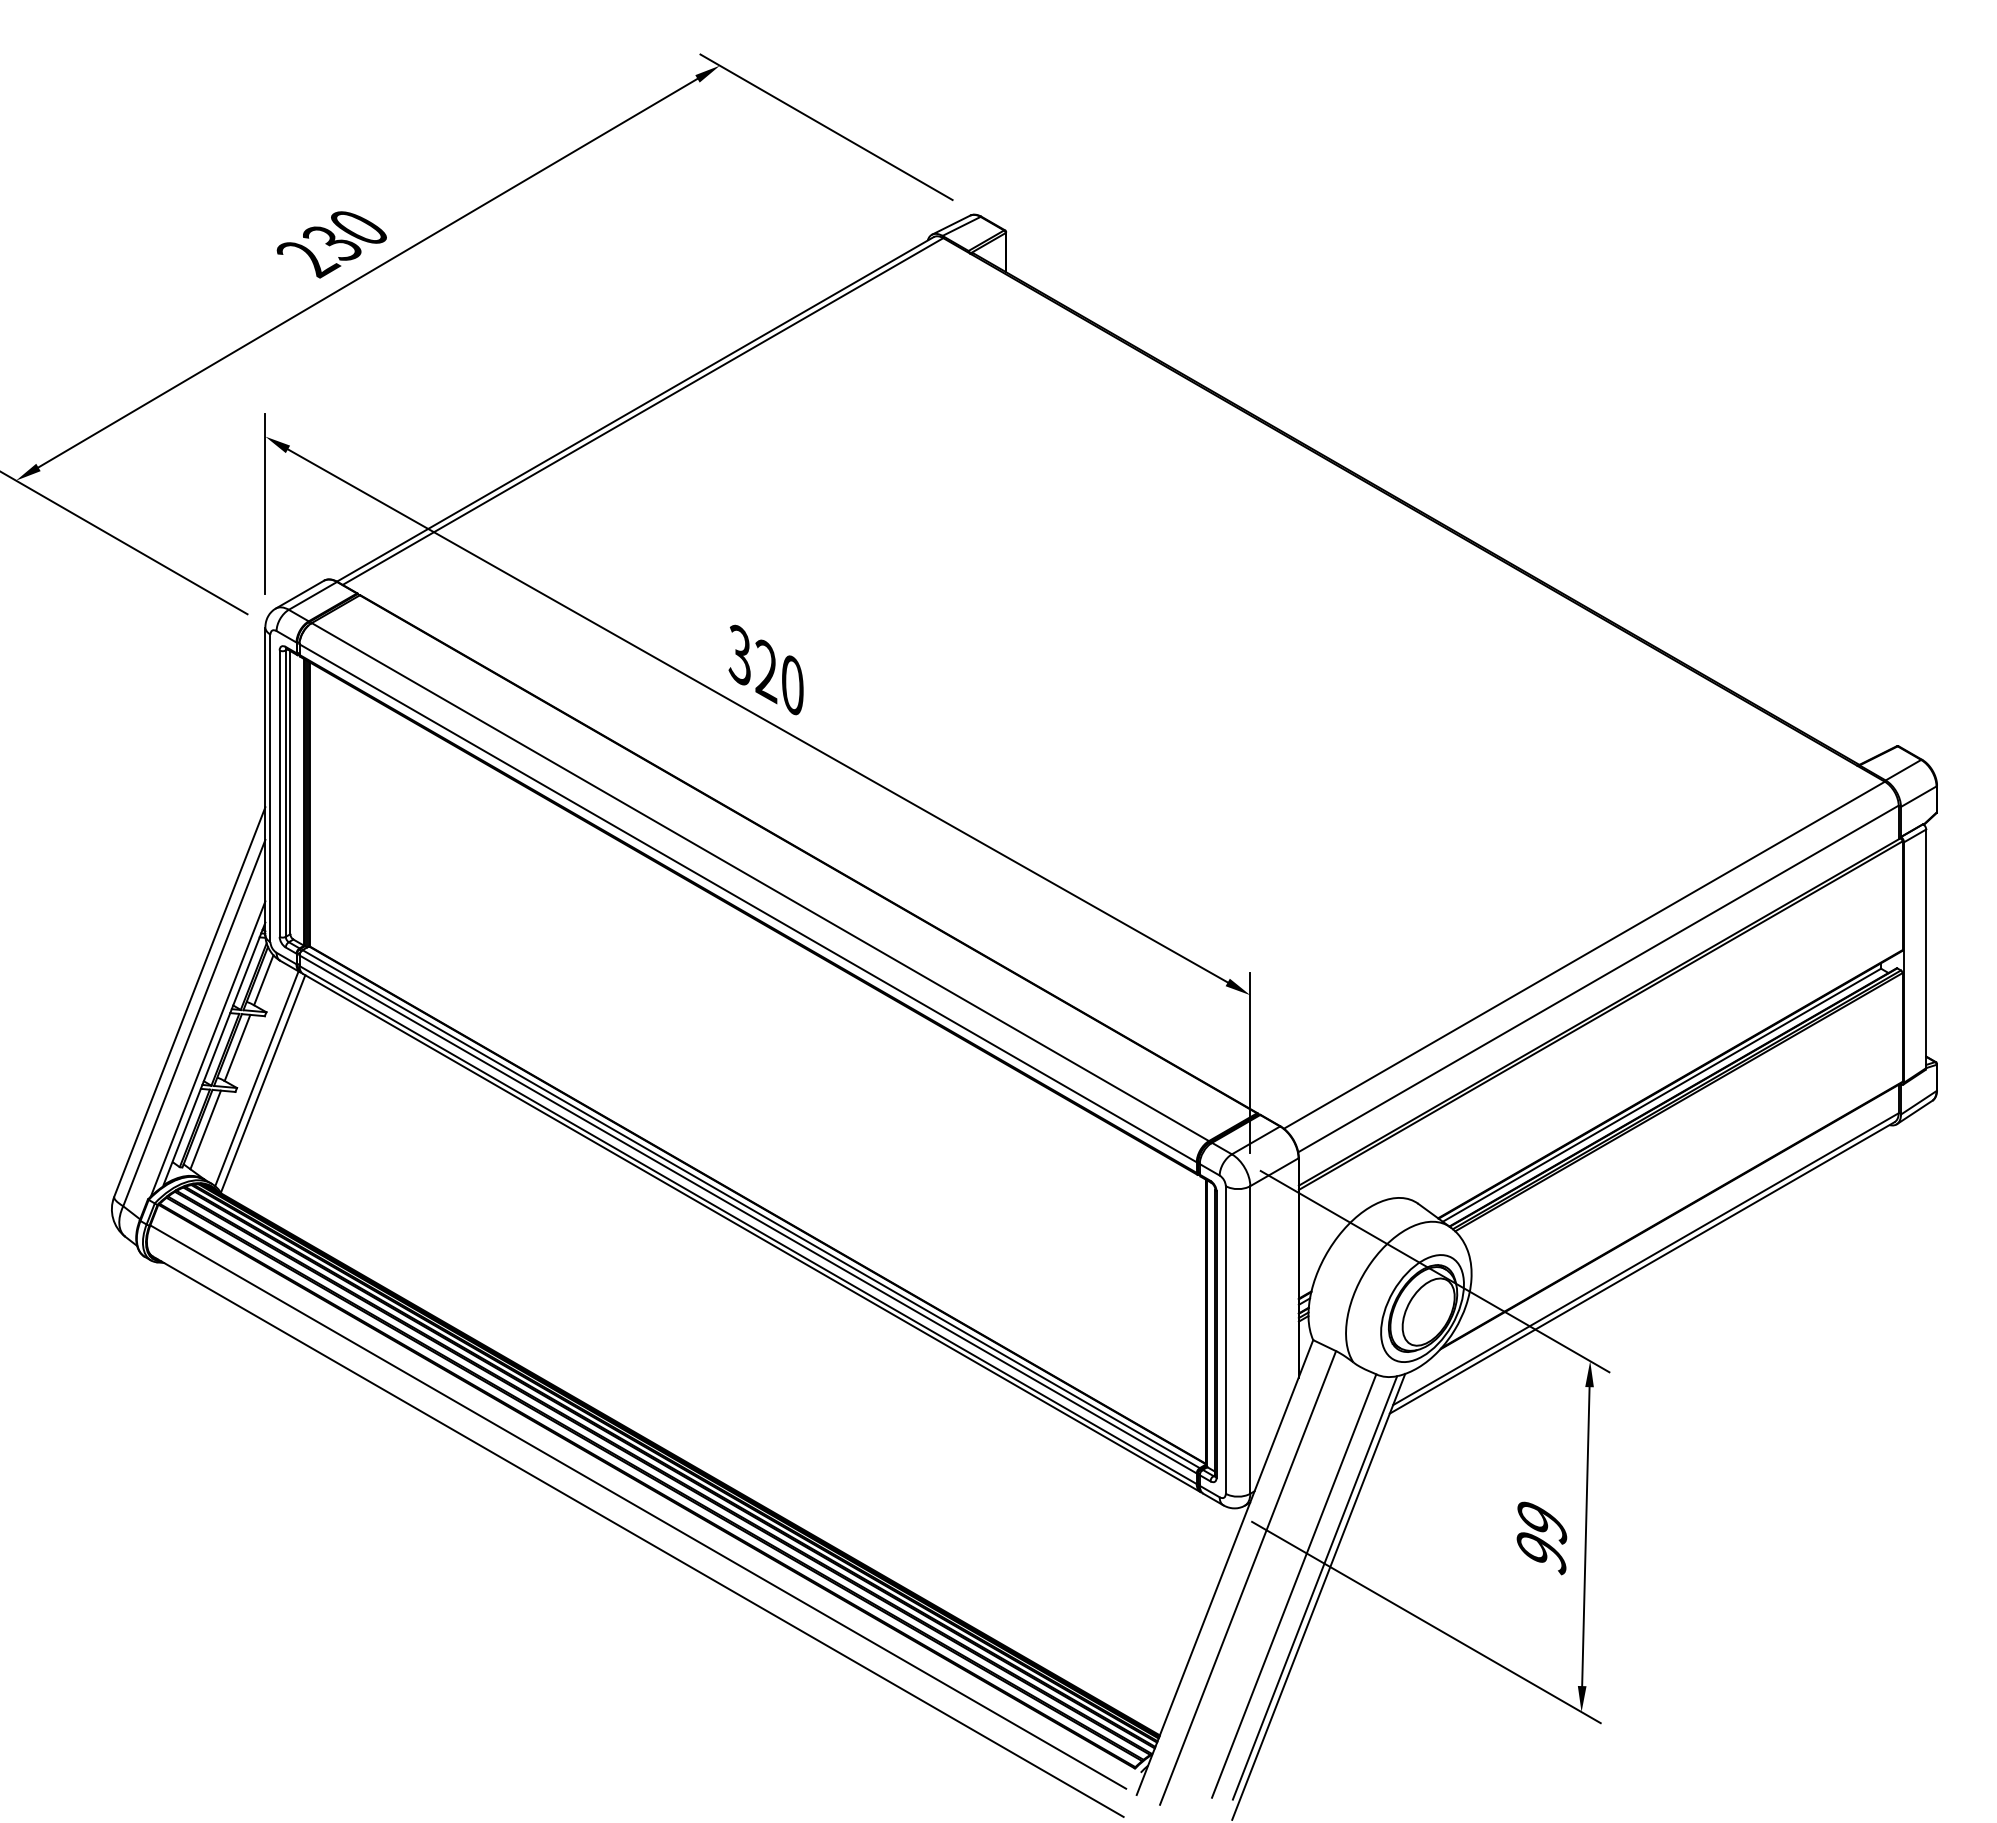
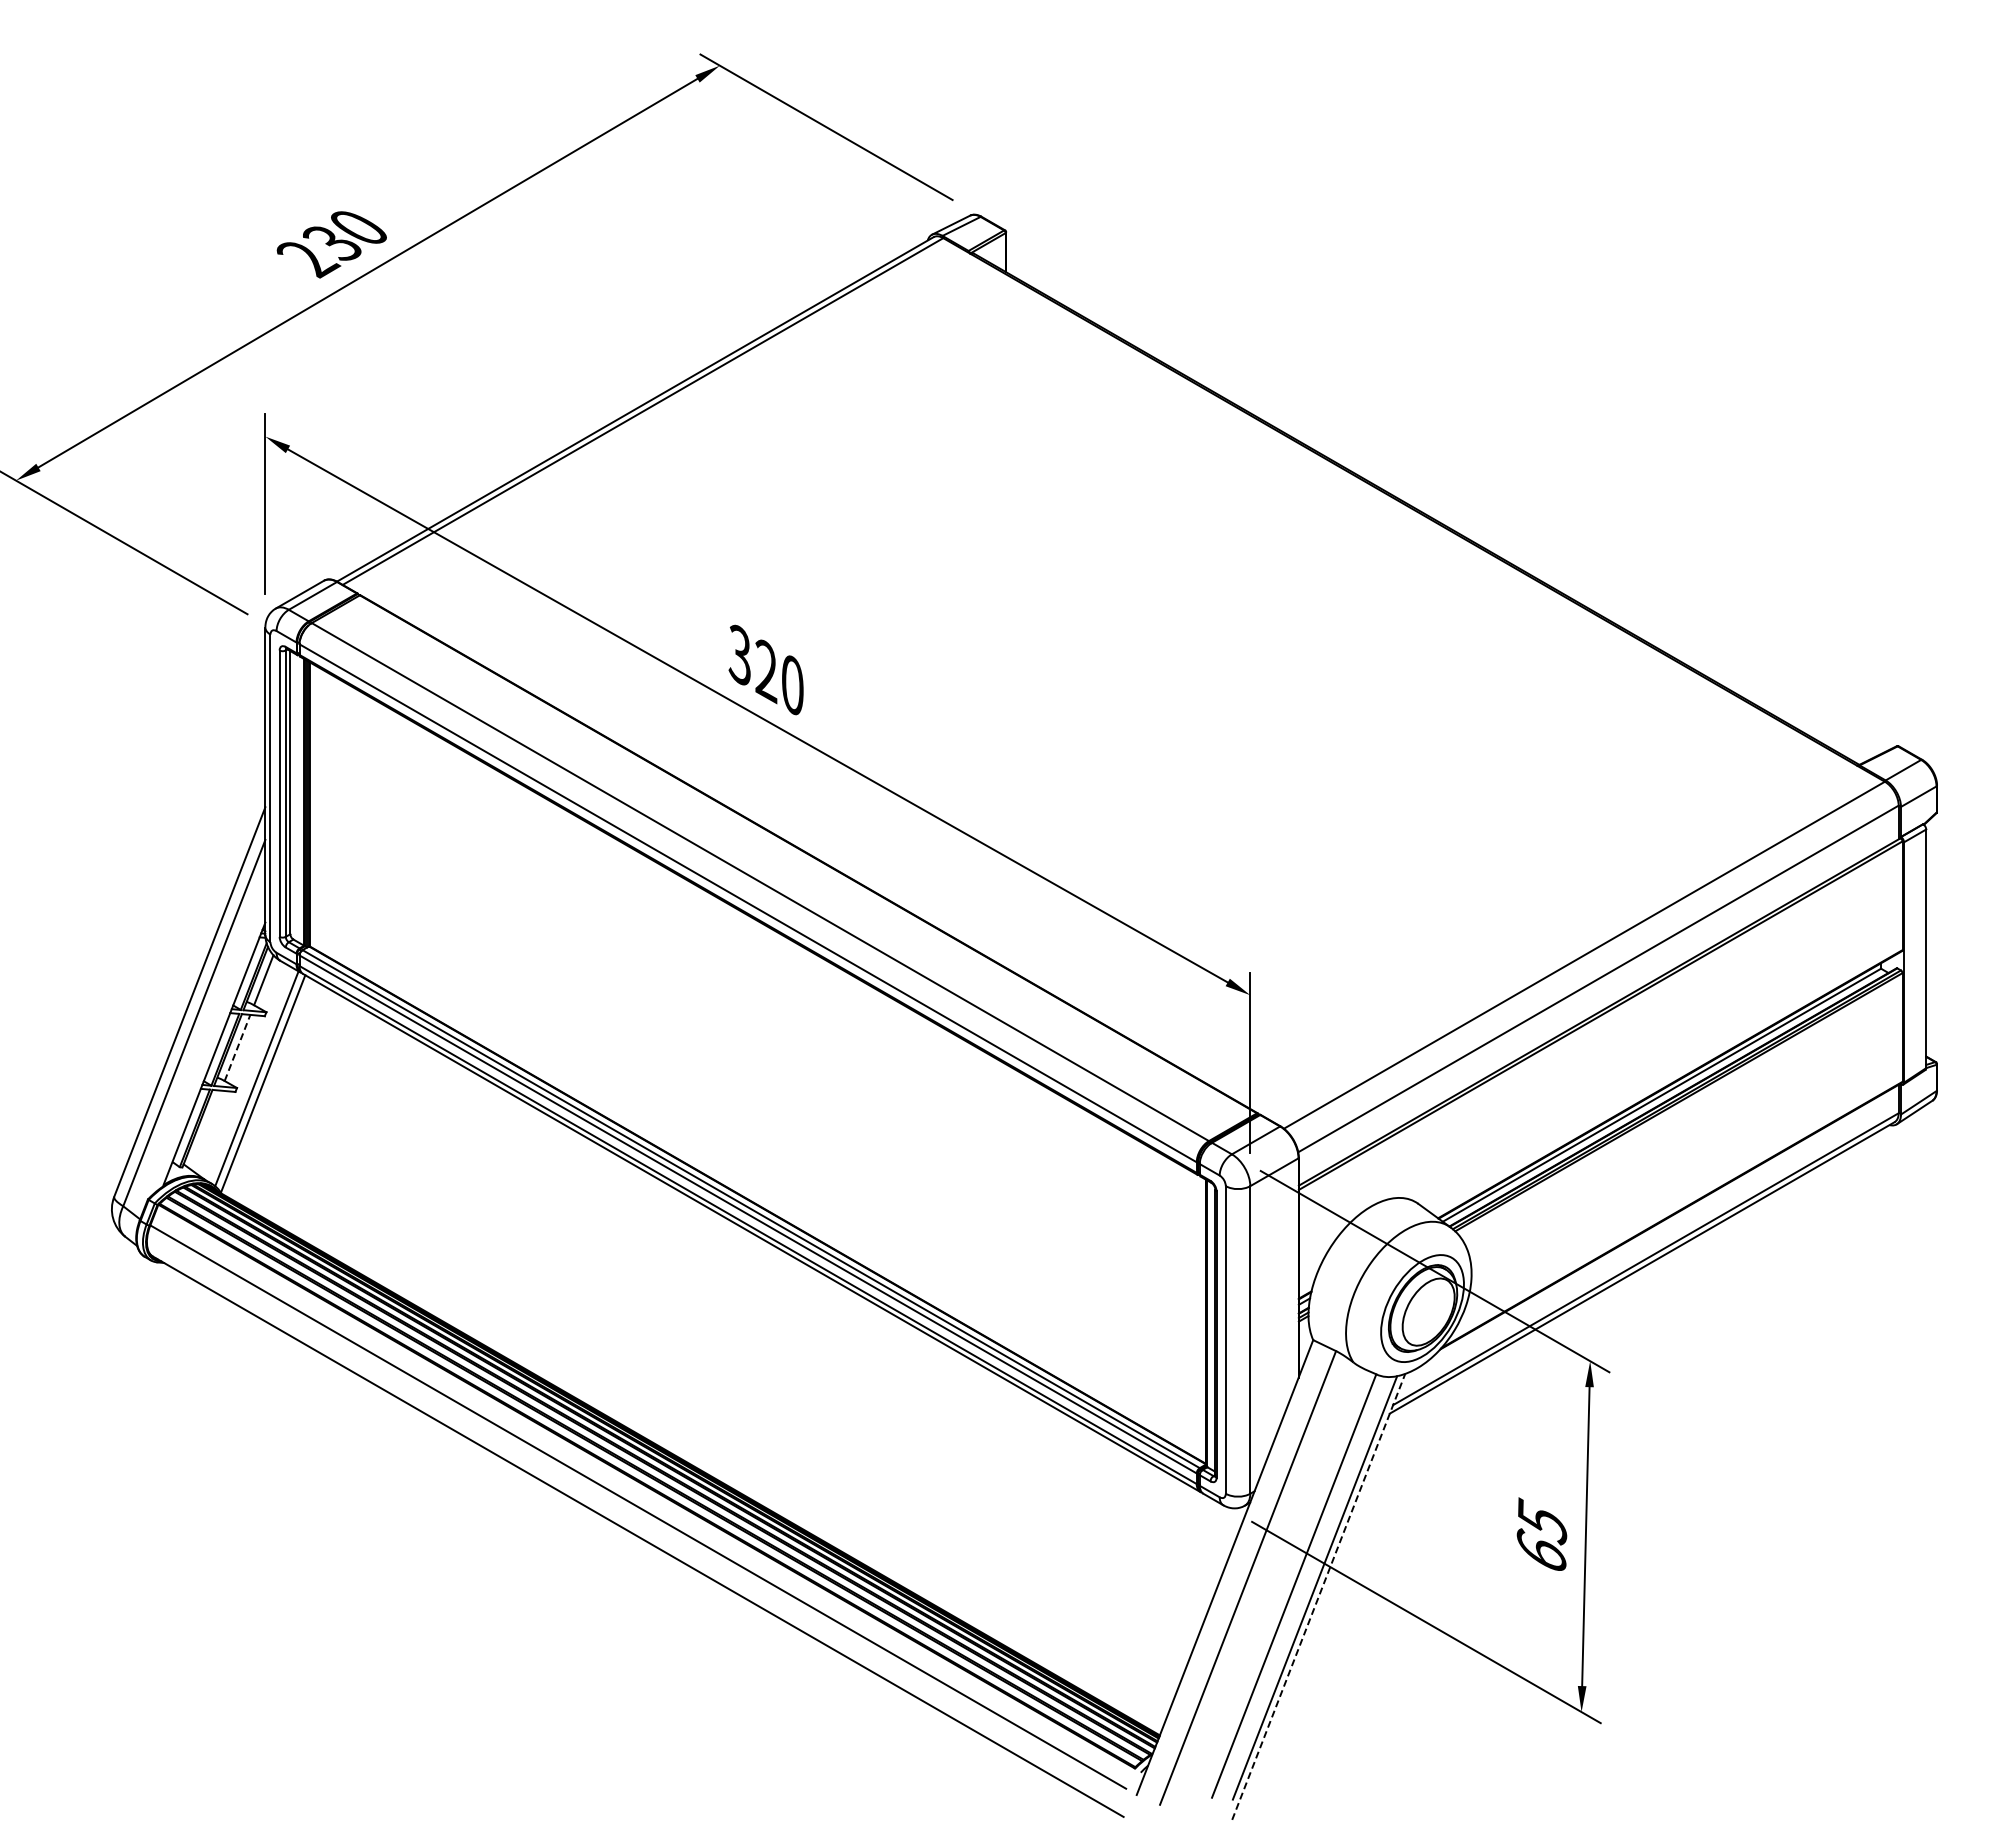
line: solid -> dashed (237, 1047)
line: present -> none (207, 1048)
line: present -> none (205, 1129)
text: 99 -> 65 (1541, 1536)
line: solid -> dashed (1318, 1596)
